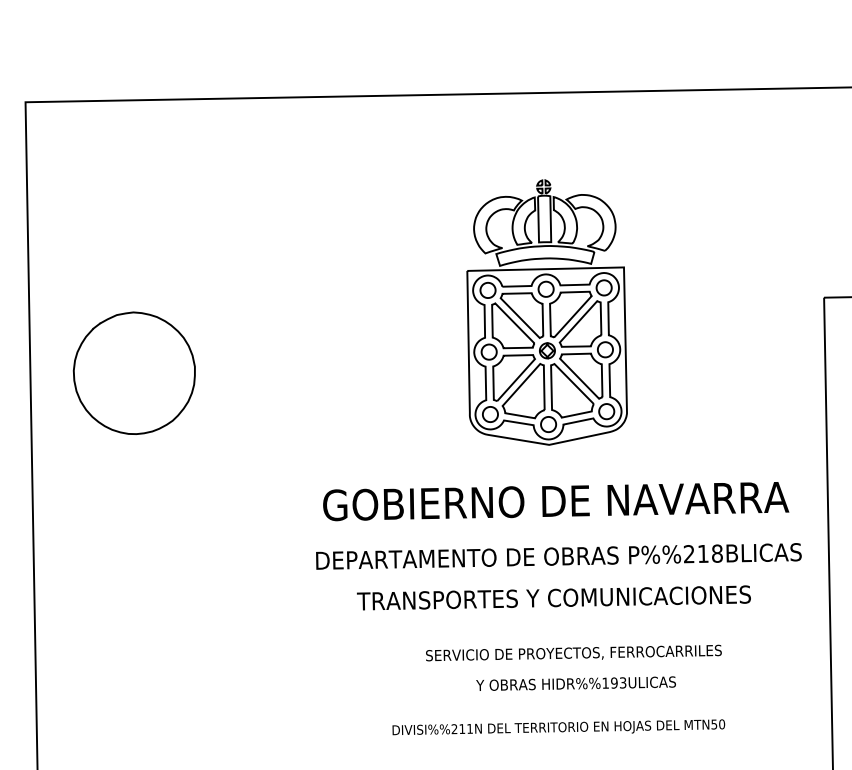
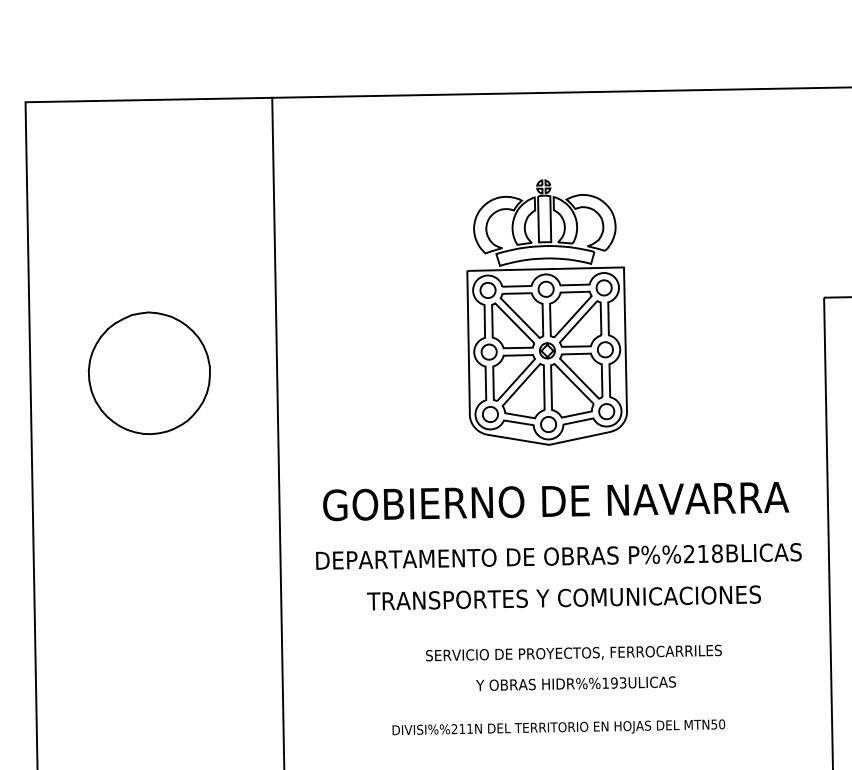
part position: (133, 372) -> (148, 372) (148, 372)
line: none -> present (278, 431)
text position: (553, 597) -> (563, 597) (563, 597)
